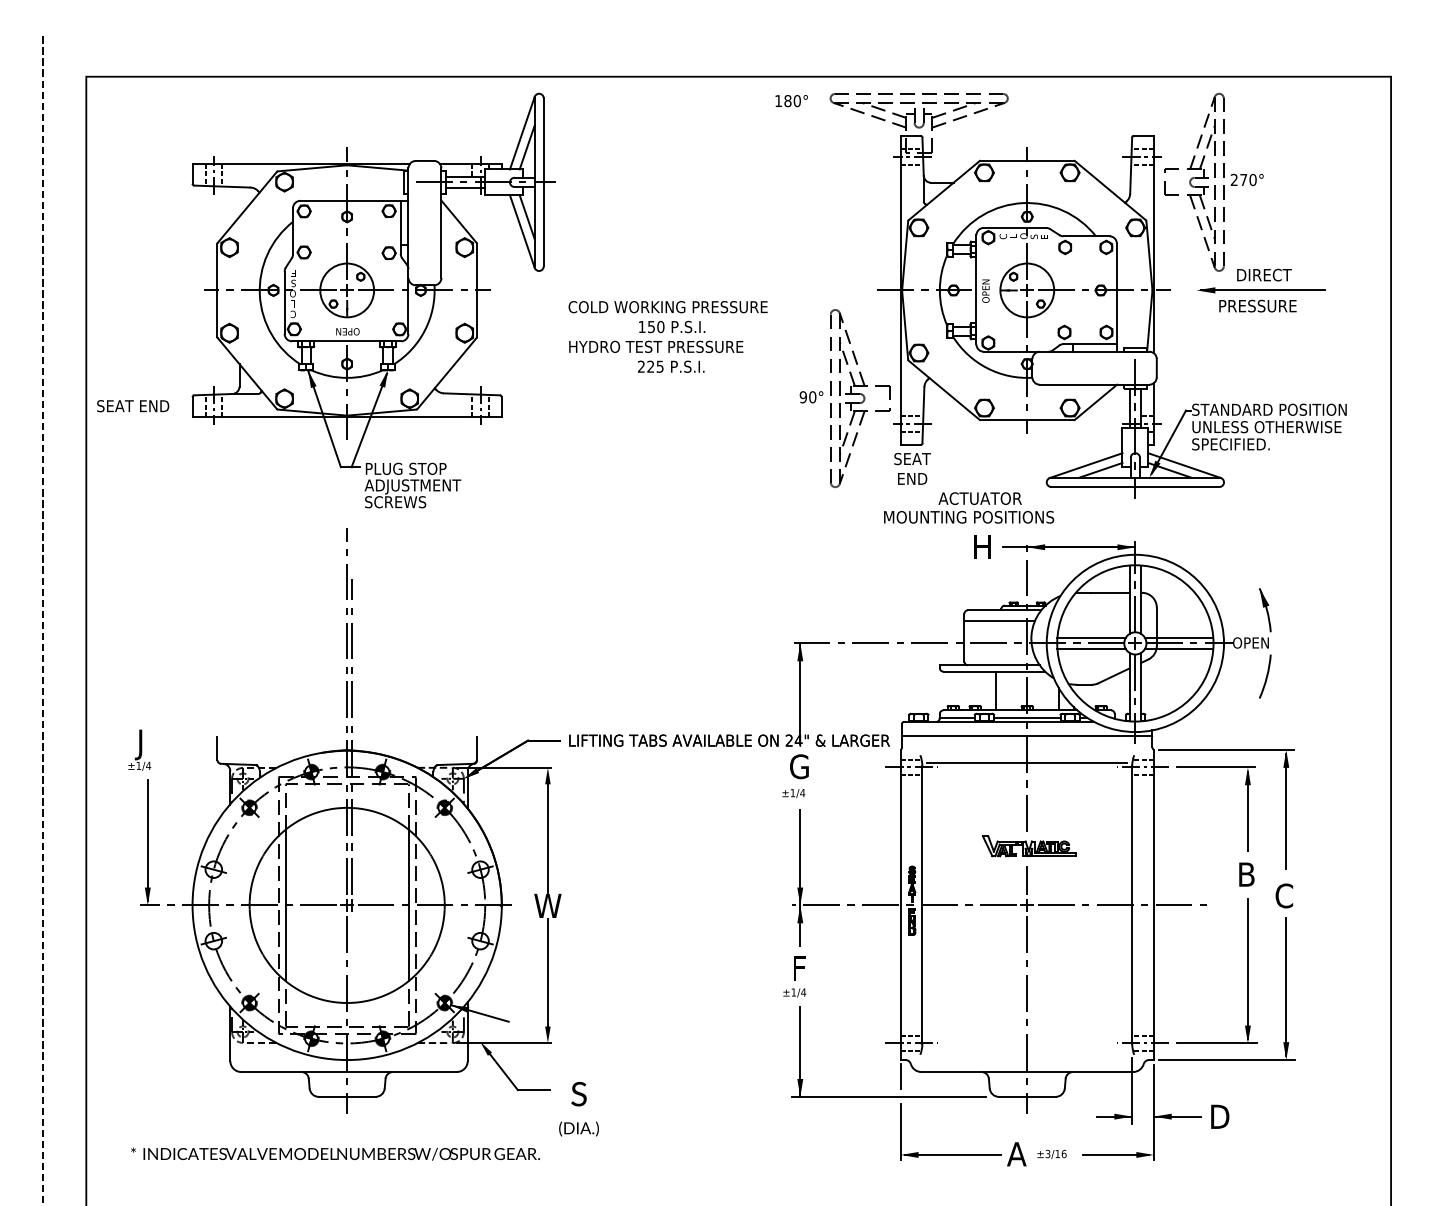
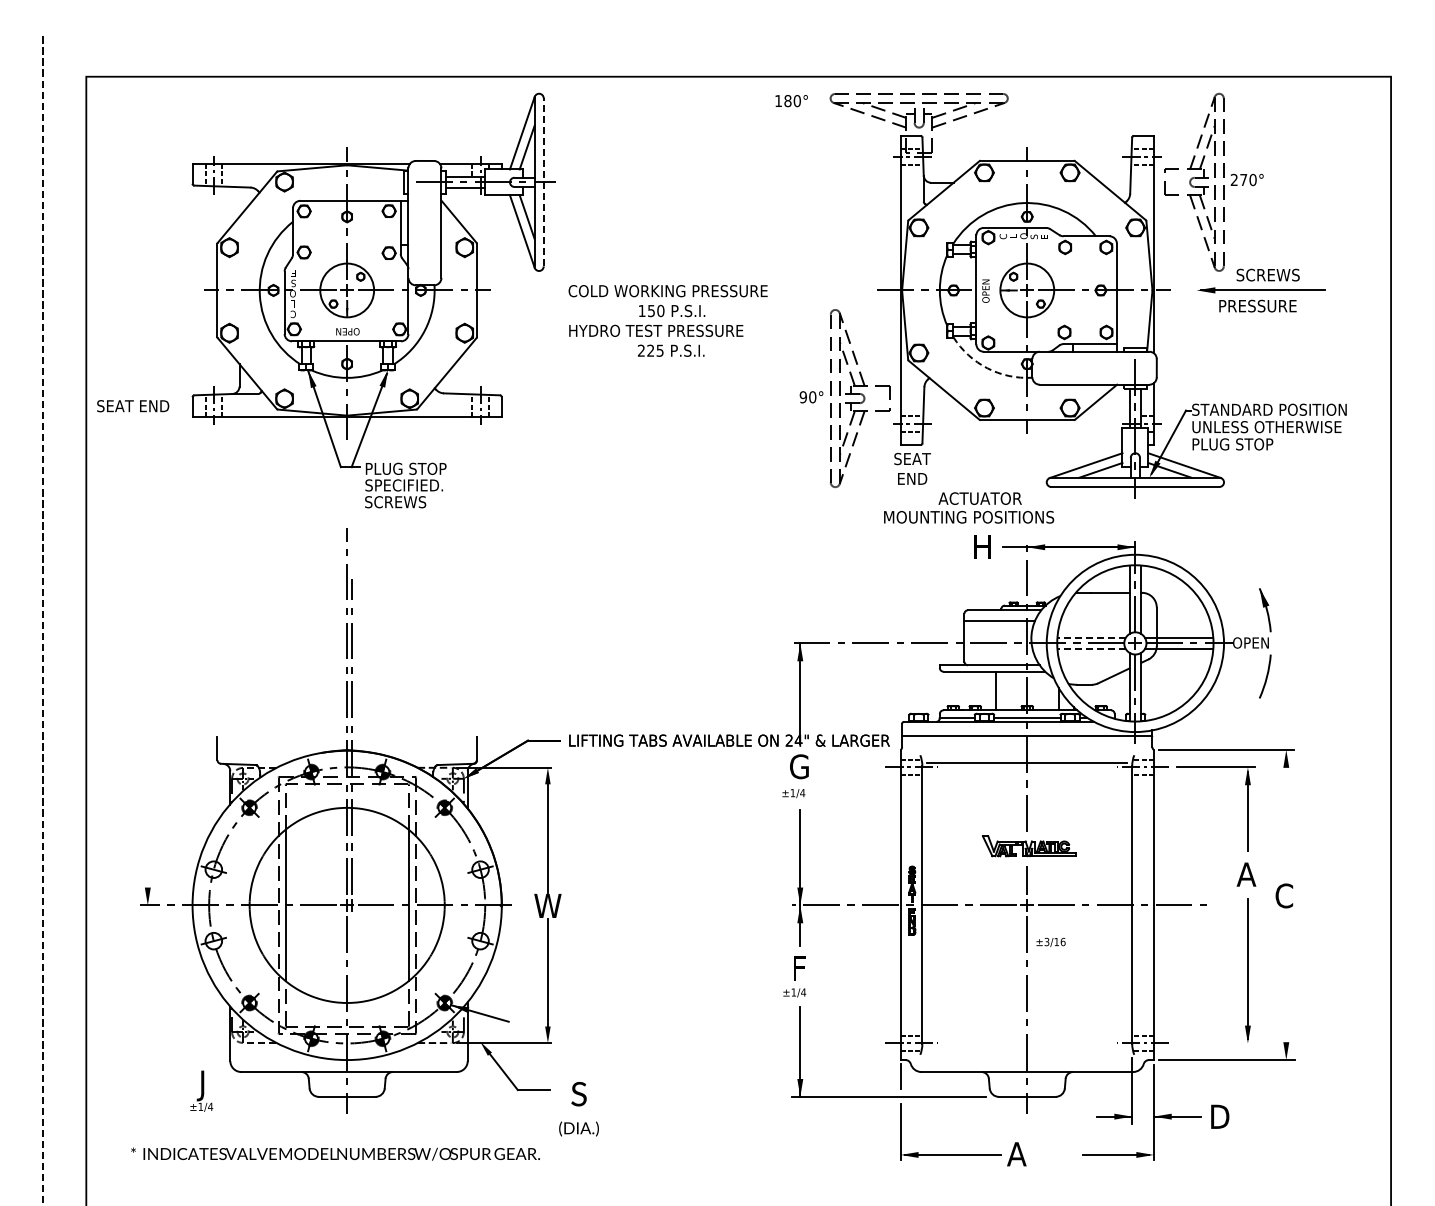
line: solid -> dashed (543, 181)
text: DIRECT -> SCREWS (1267, 274)
text position: (667, 336) -> (667, 320) (667, 320)
arc: solid -> dashed (987, 368)
text: SPECIFIED. -> PLUG STOP (1232, 444)
text: ADJUSTMENT -> SPECIFIED. (412, 486)
line: solid -> dashed (1091, 637)
line: solid -> dashed (1091, 649)
text position: (139, 749) -> (201, 1090) (201, 1090)
line: present -> none (1286, 811)
line: present -> none (147, 840)
text: B -> A (1246, 874)
line: present -> none (1286, 986)
line: present -> none (1216, 1043)
text position: (1051, 1153) -> (1050, 941) (1050, 941)
